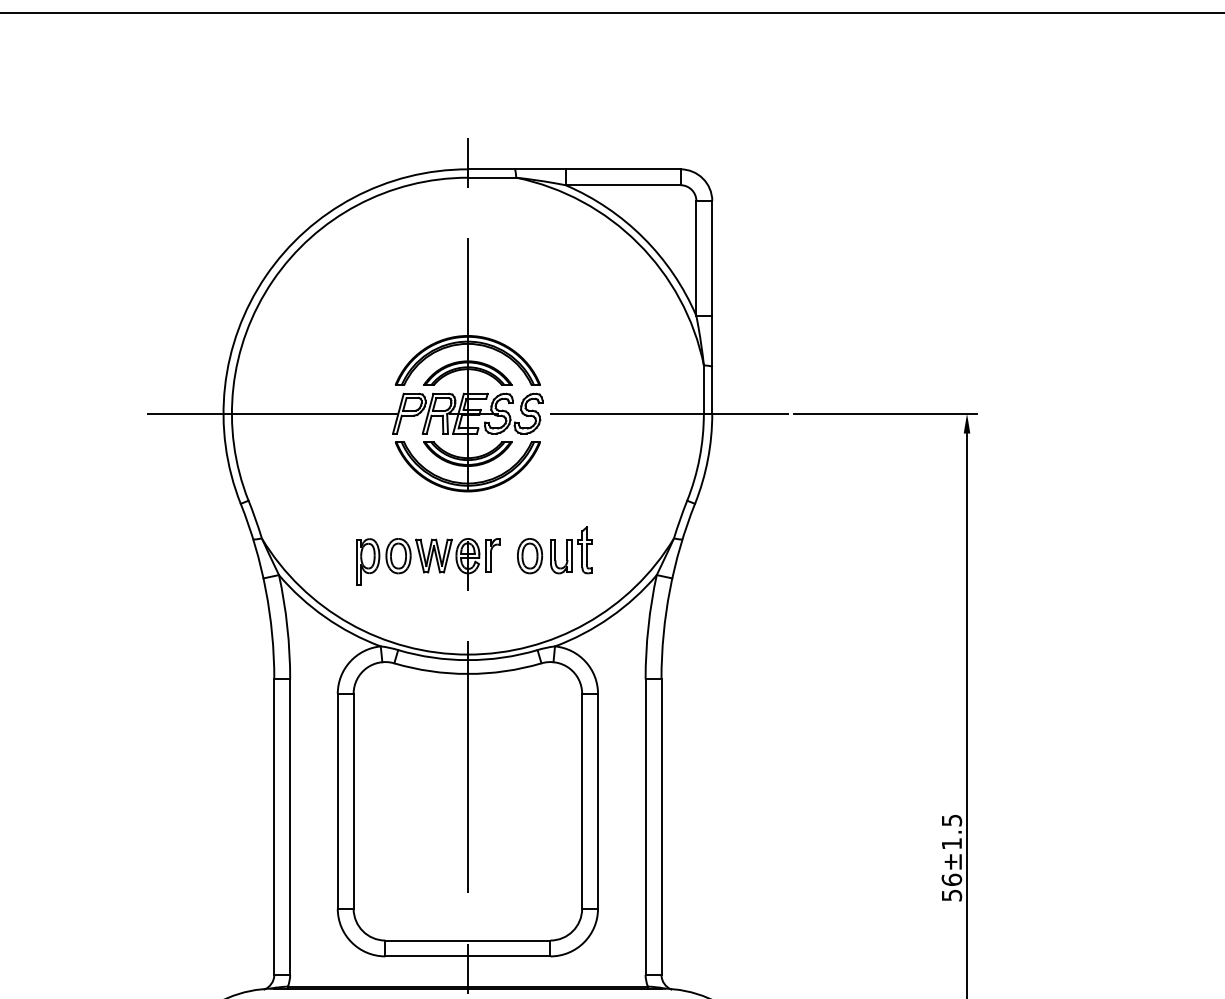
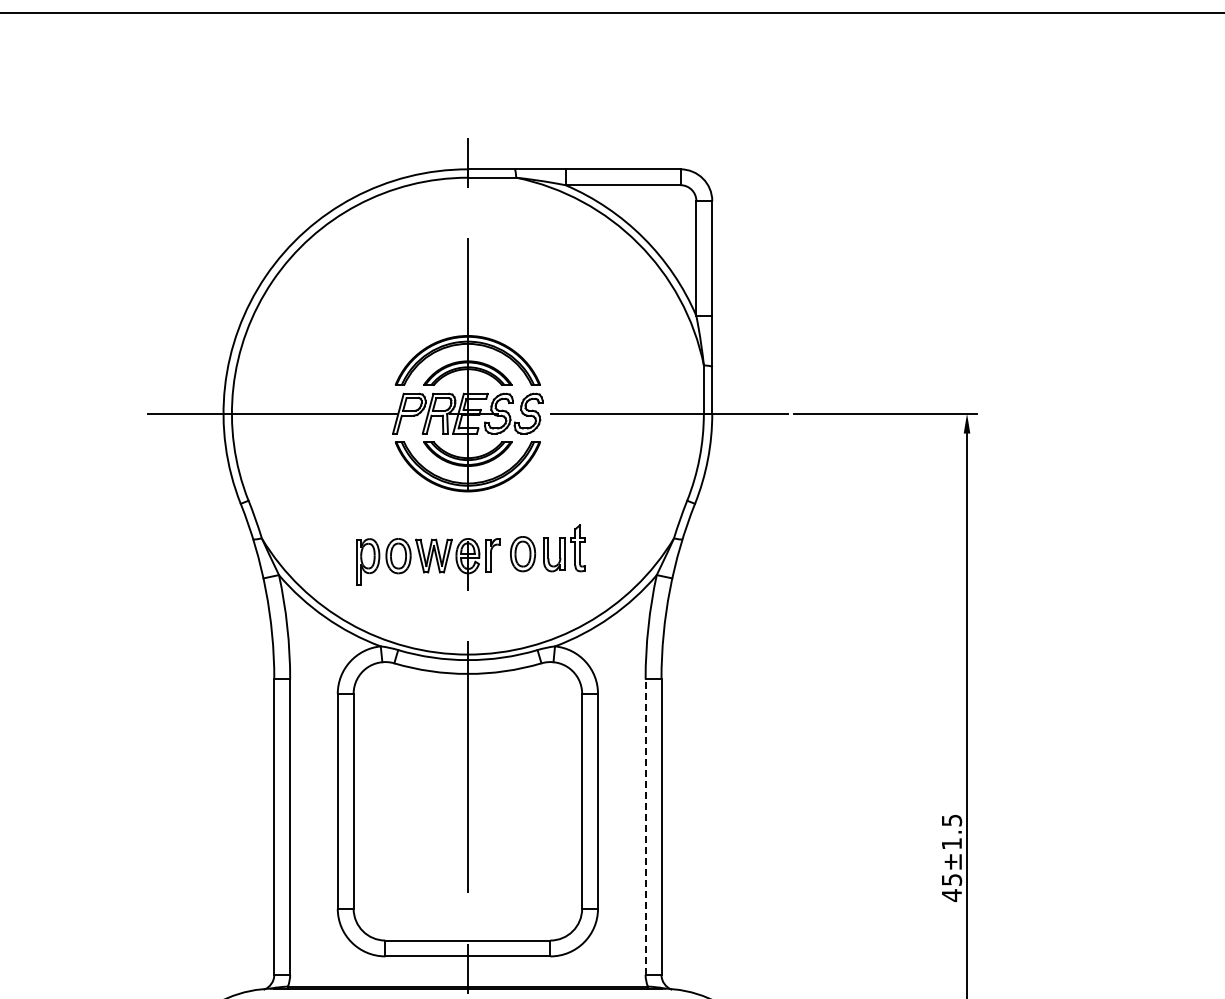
part position: (554, 550) -> (547, 548) (547, 548)
line: solid -> dashed (645, 827)
text: 56±1.5 -> 45±1.5 (951, 887)
